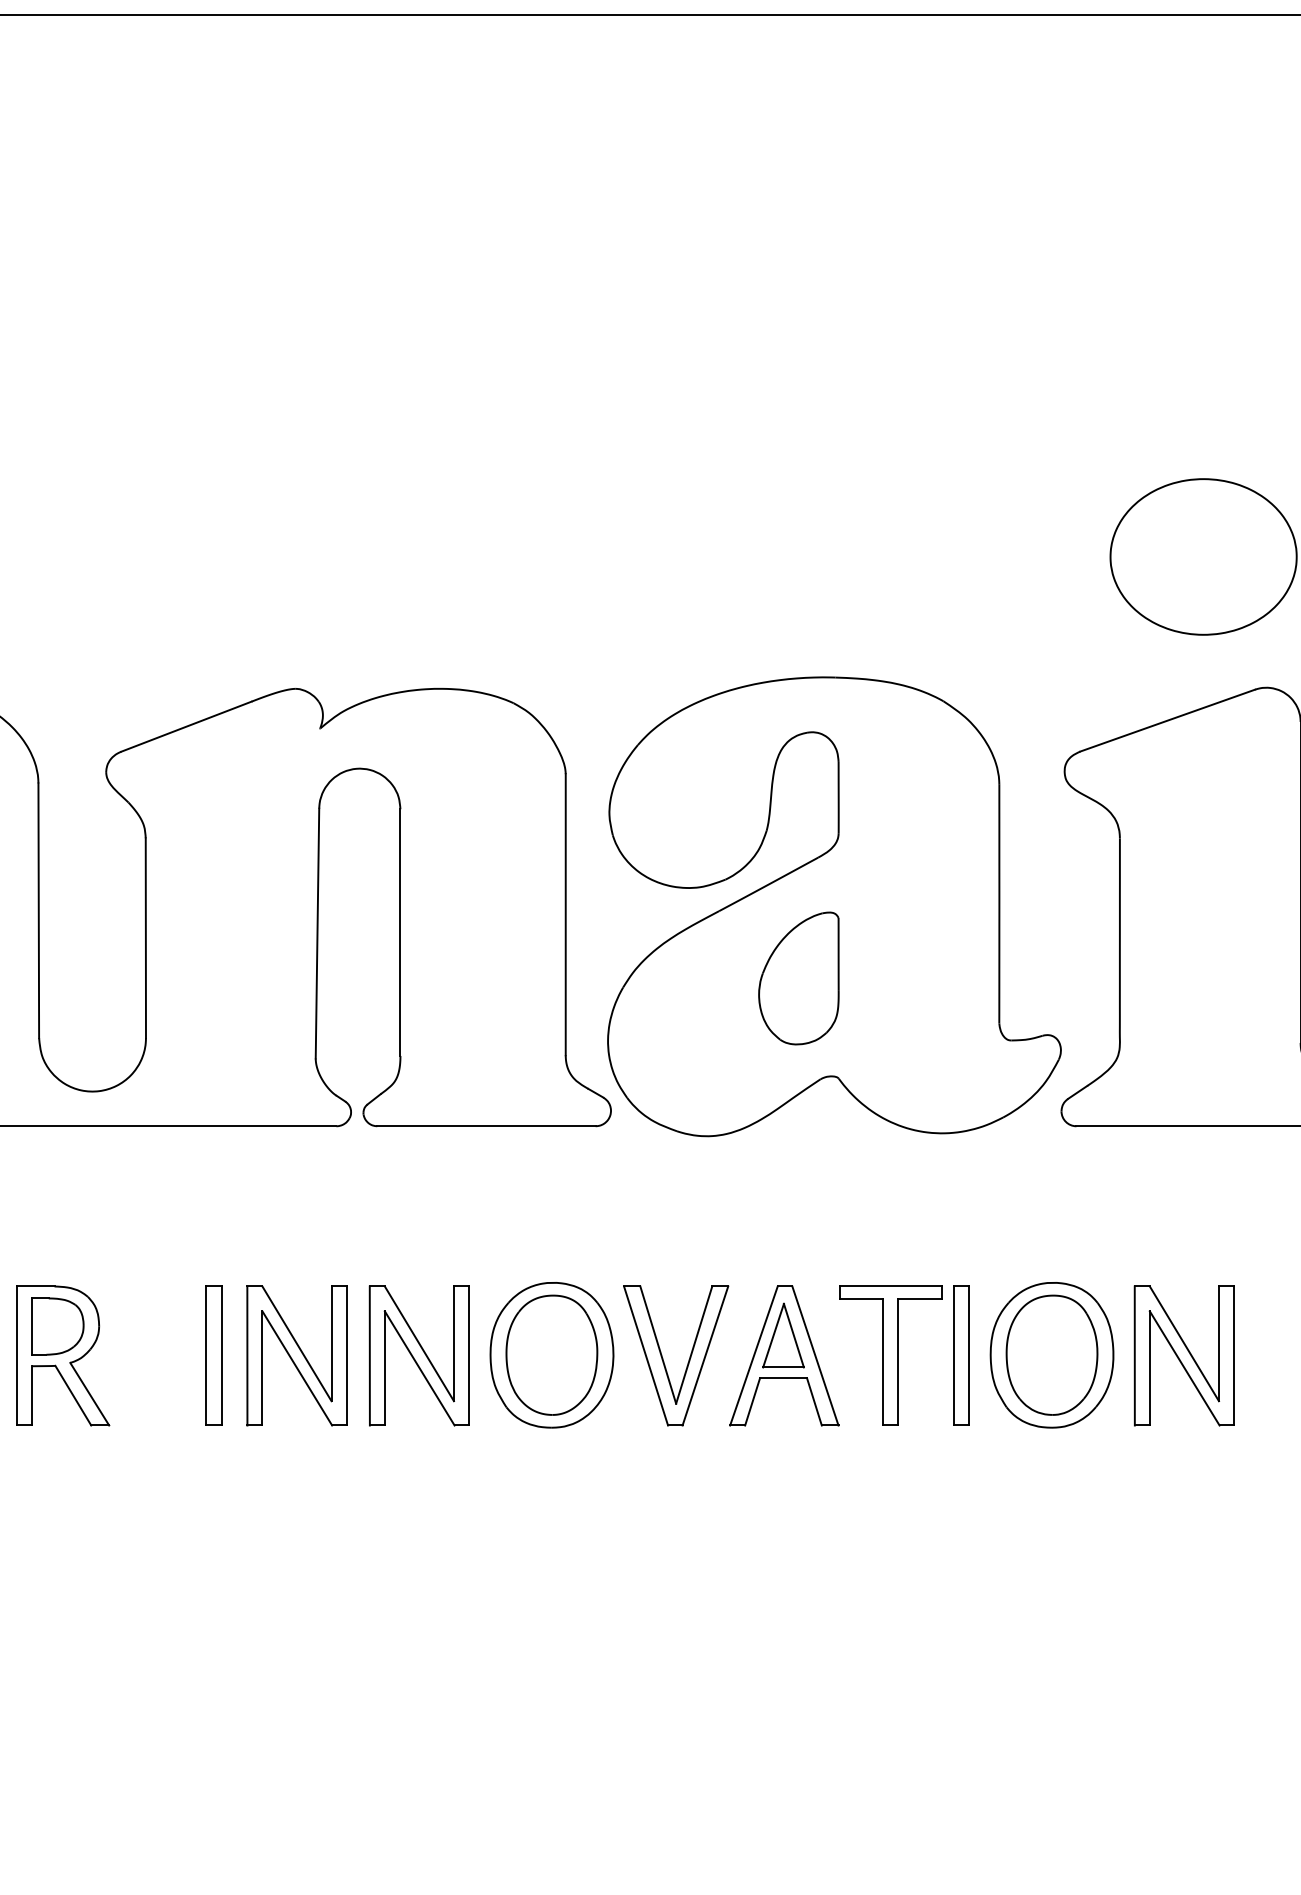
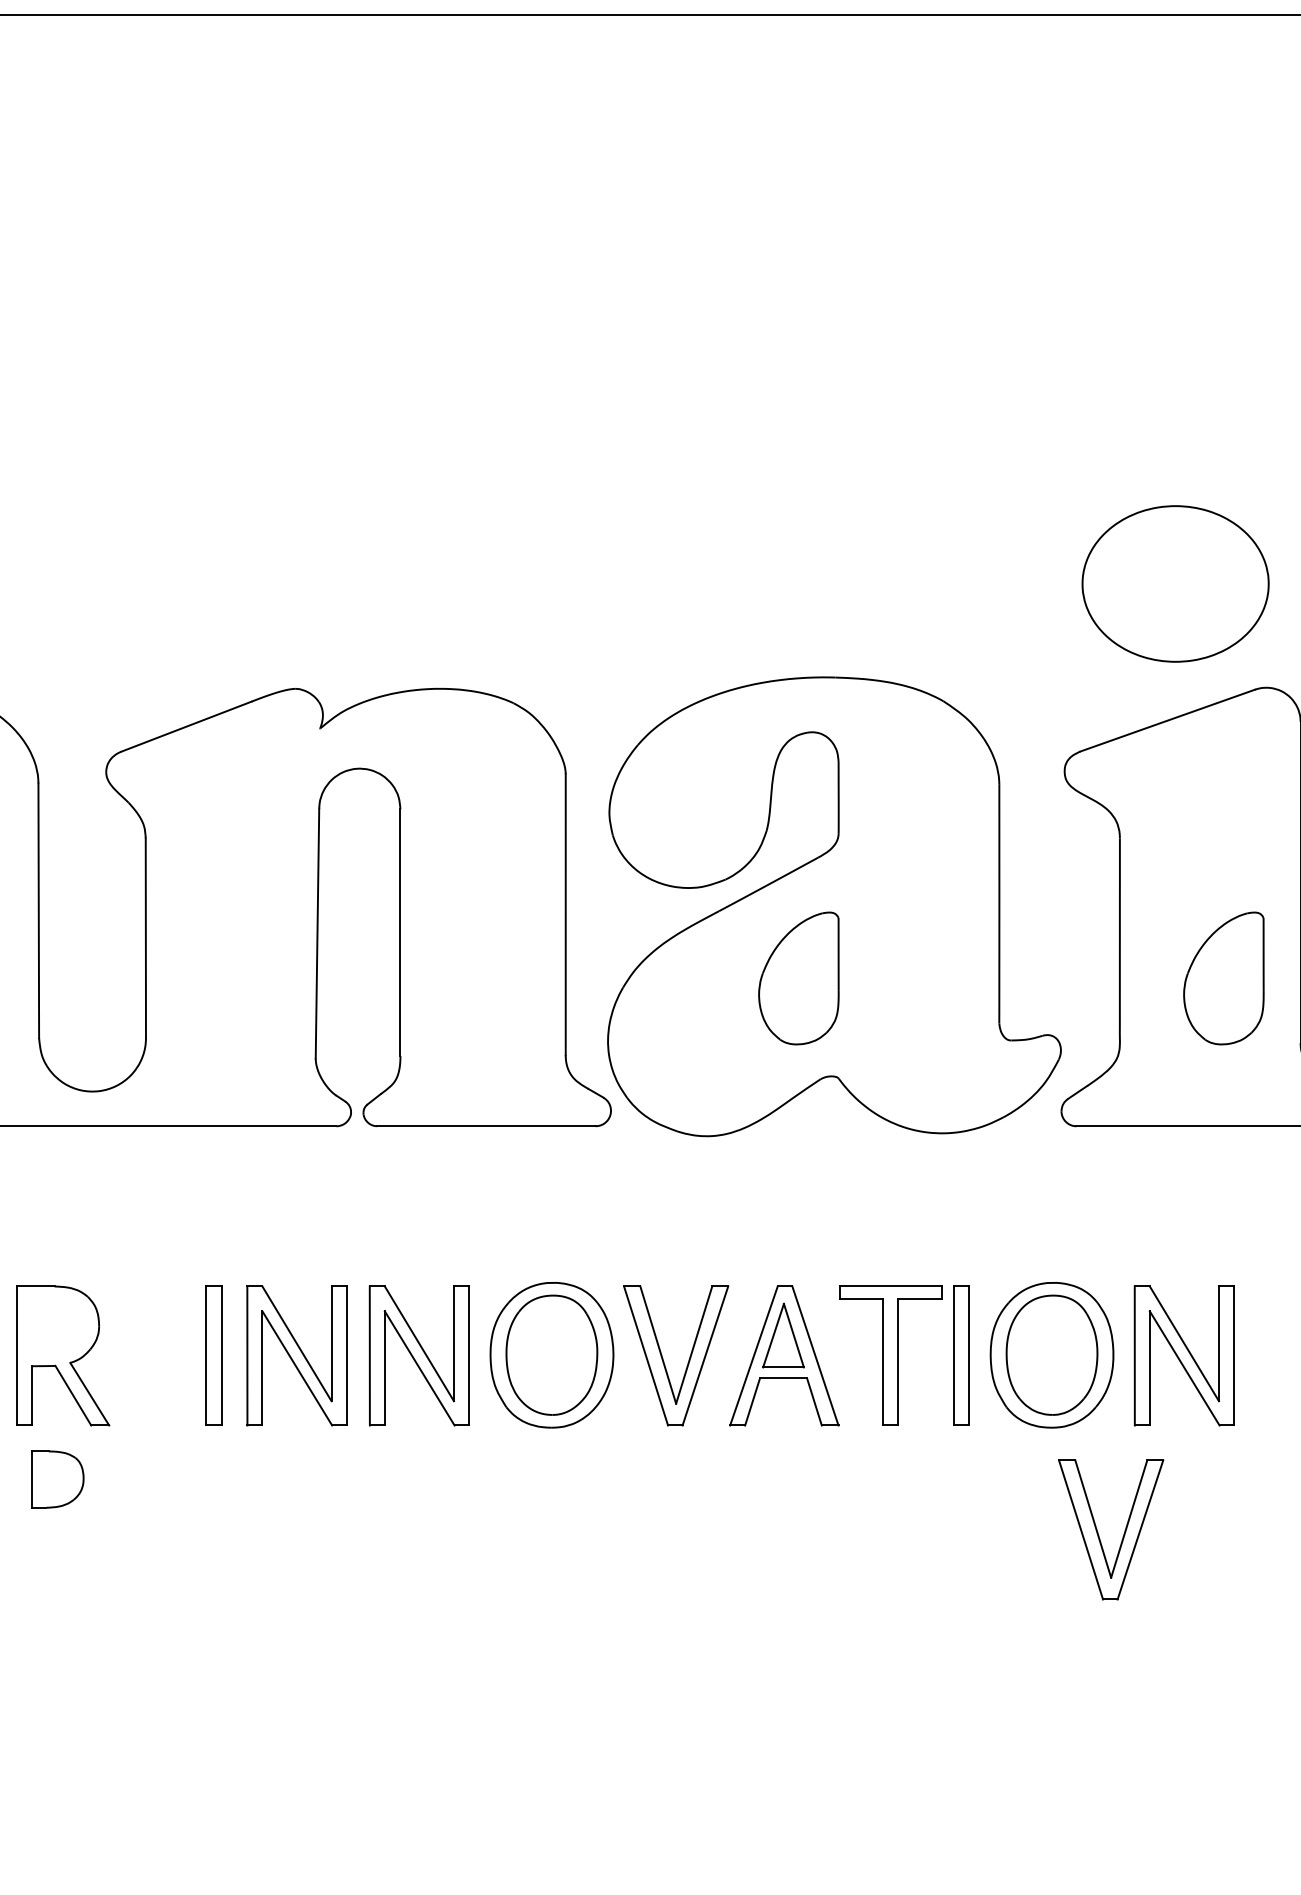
part position: (1203, 556) -> (1175, 583) (1175, 583)
part: none -> present (1223, 978)
part position: (57, 1326) -> (57, 1479) (57, 1479)
part: none -> present (1123, 1533)
